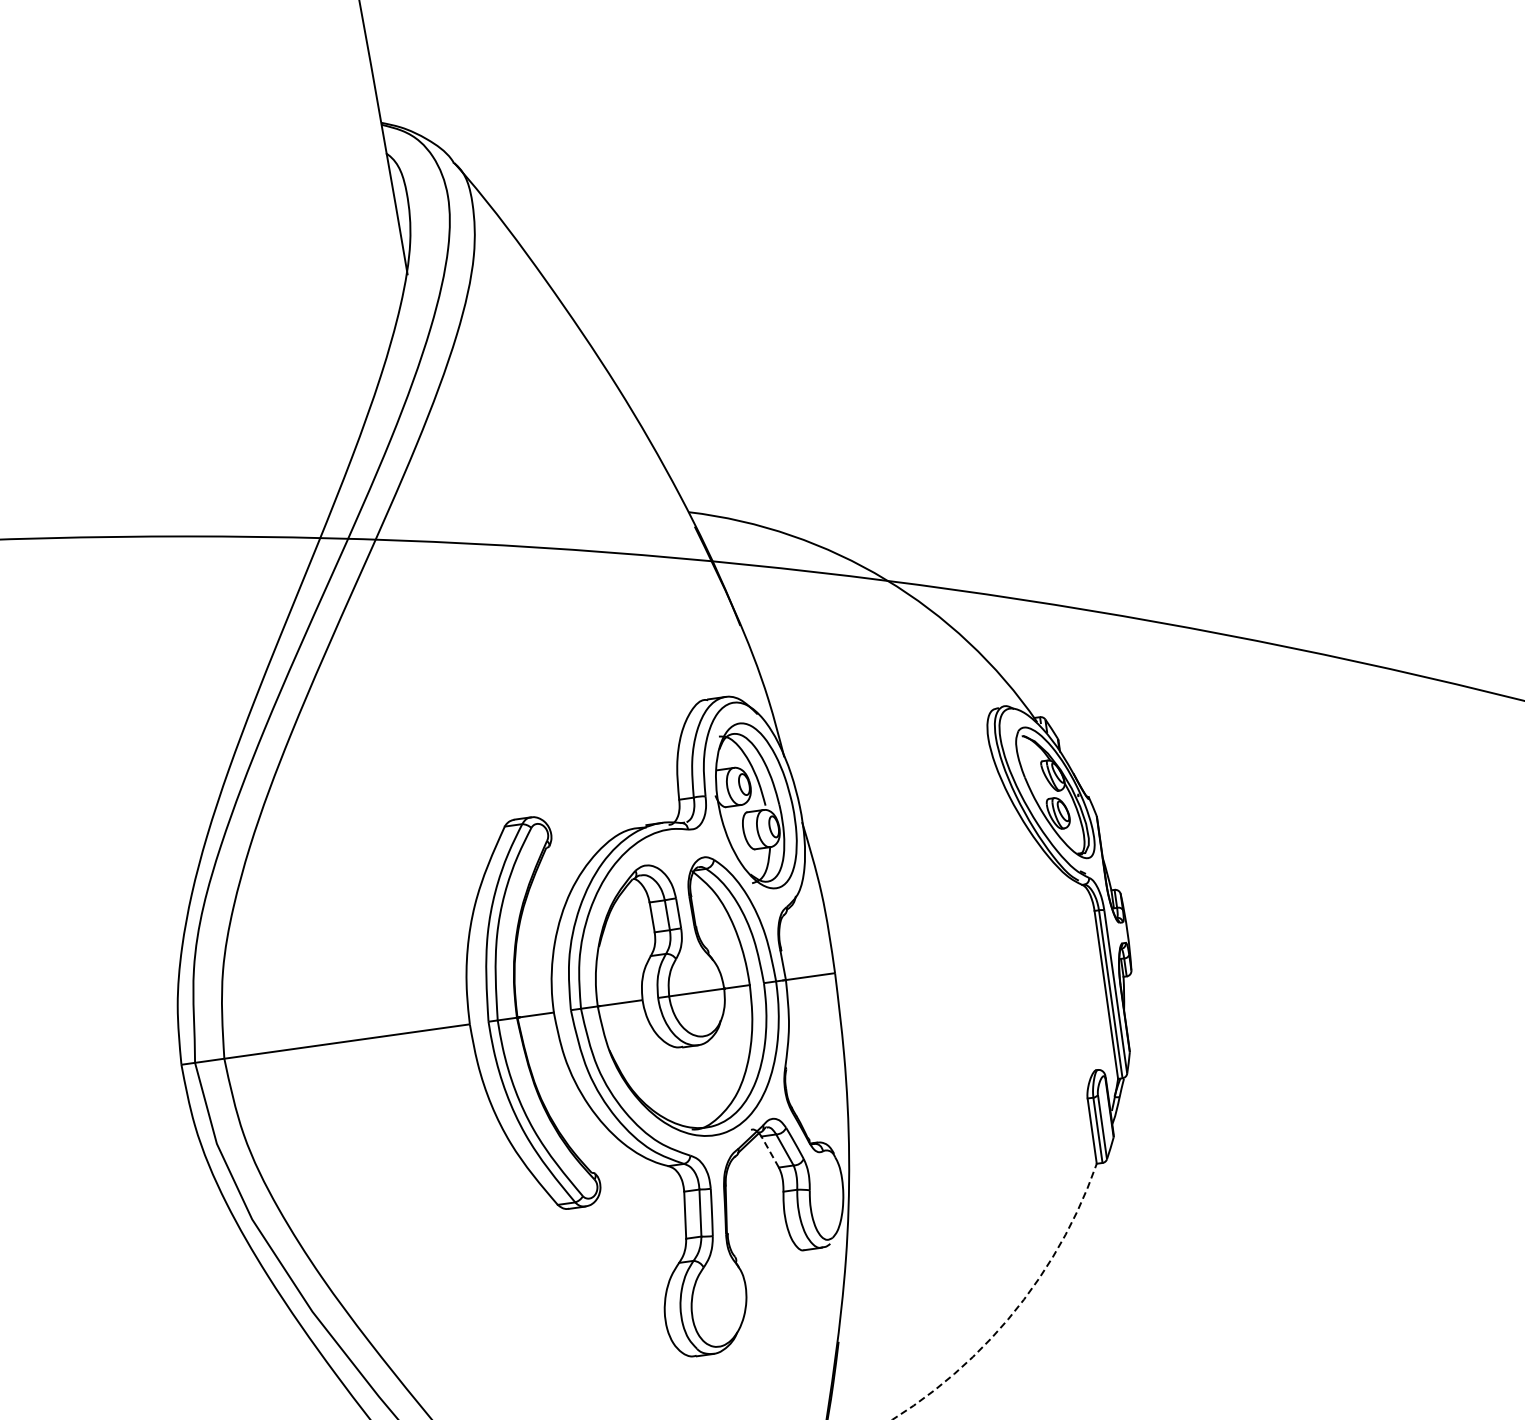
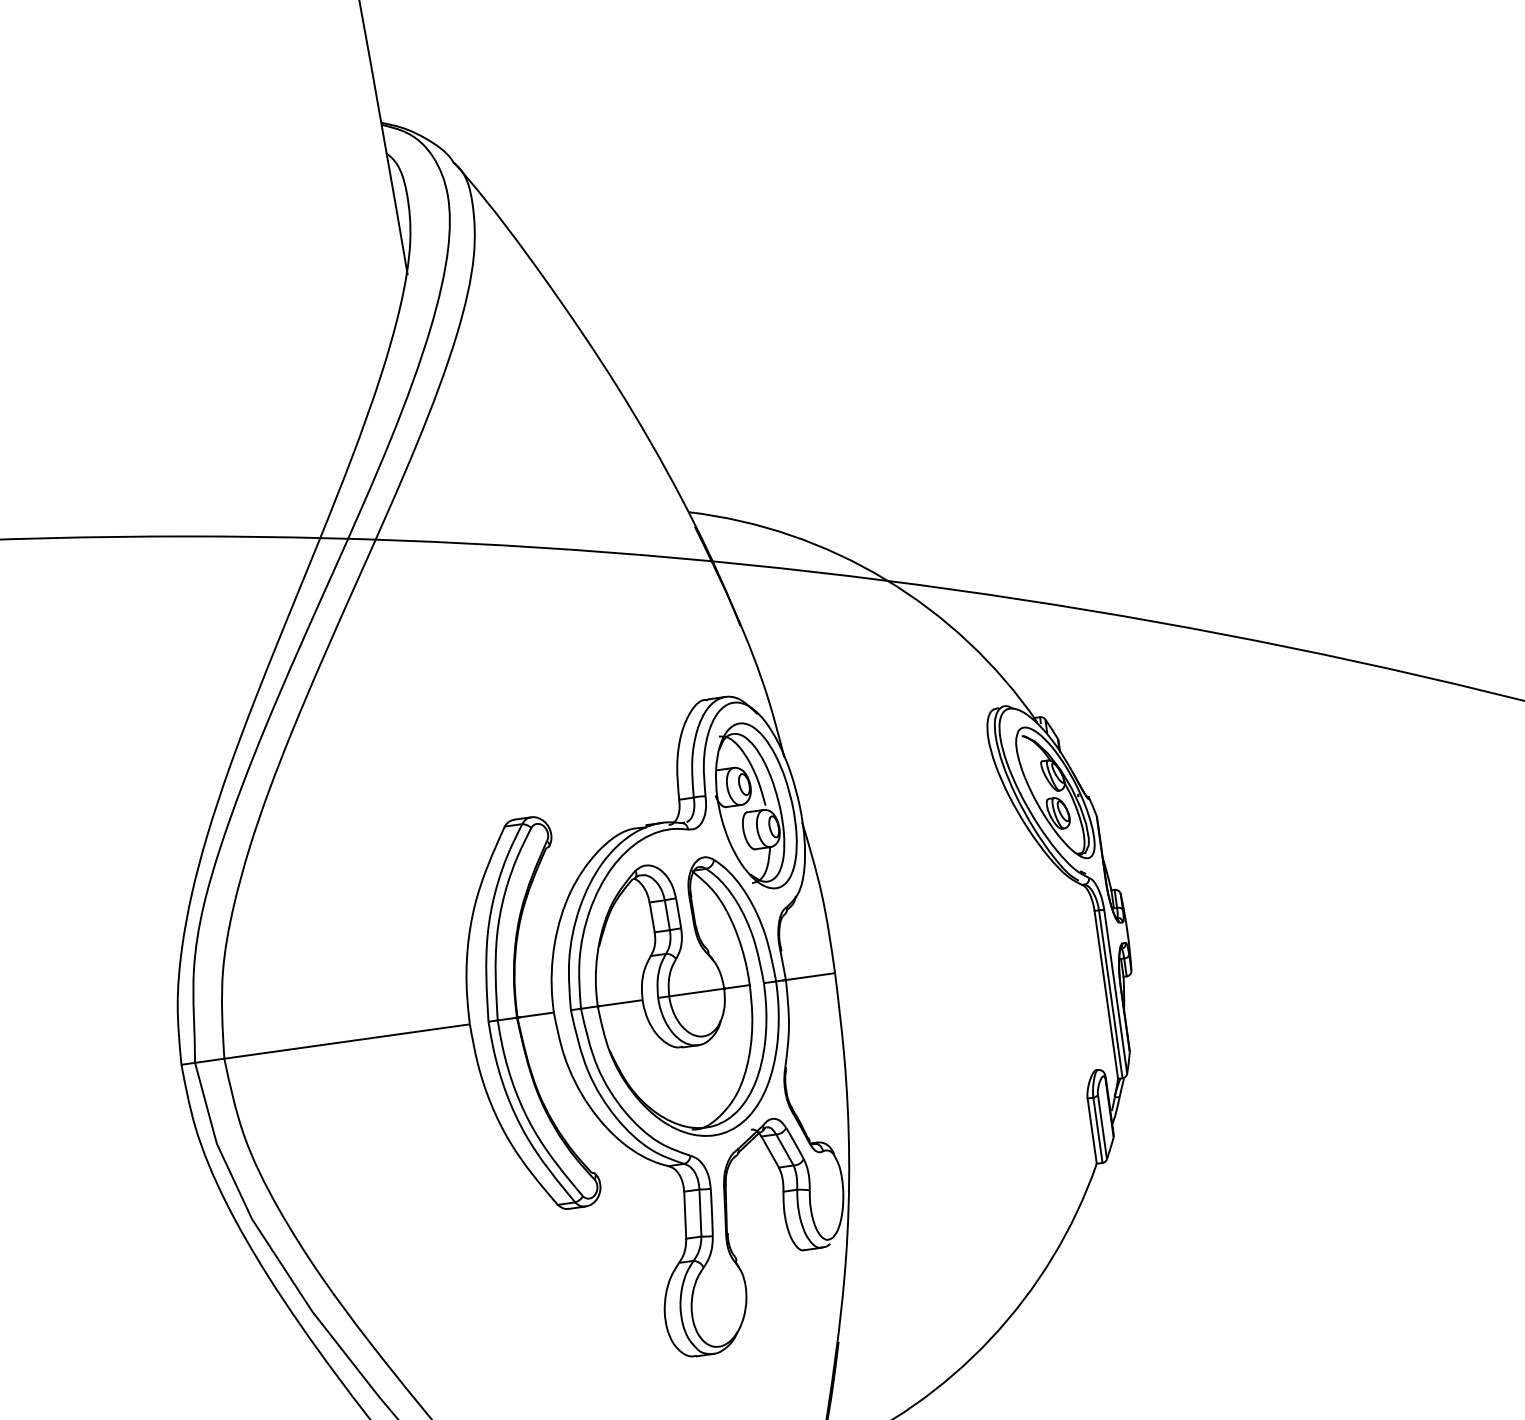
line: dashed -> solid (770, 1152)
arc: dashed -> solid (1016, 1309)
